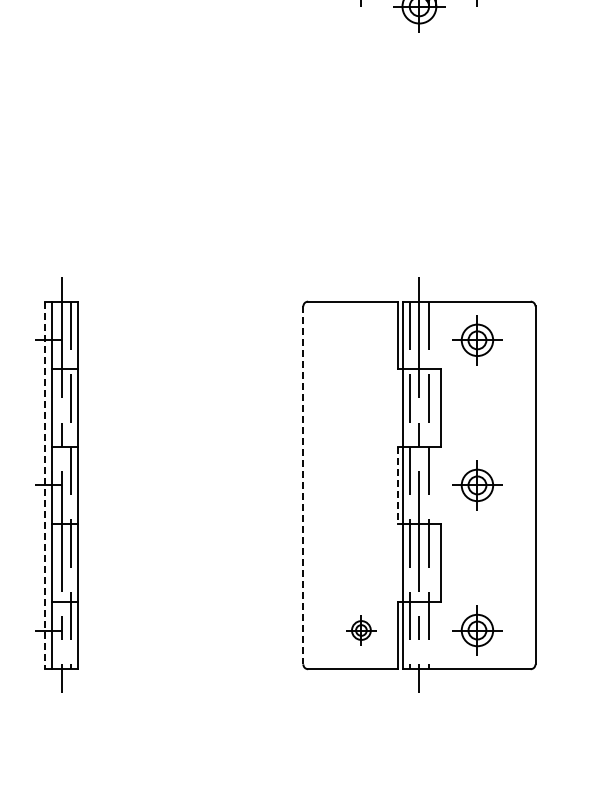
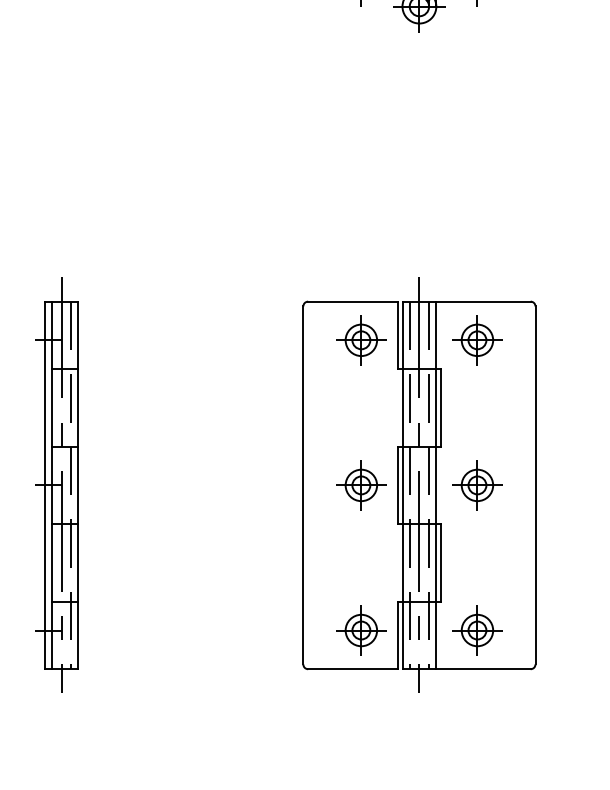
part: none -> present (361, 340)
line: dashed -> solid (44, 485)
line: dashed -> solid (303, 485)
part: none -> present (361, 485)
line: dashed -> solid (397, 485)
line: none -> present (436, 485)
part size: 31x31 px -> 51x51 px (361, 630)
